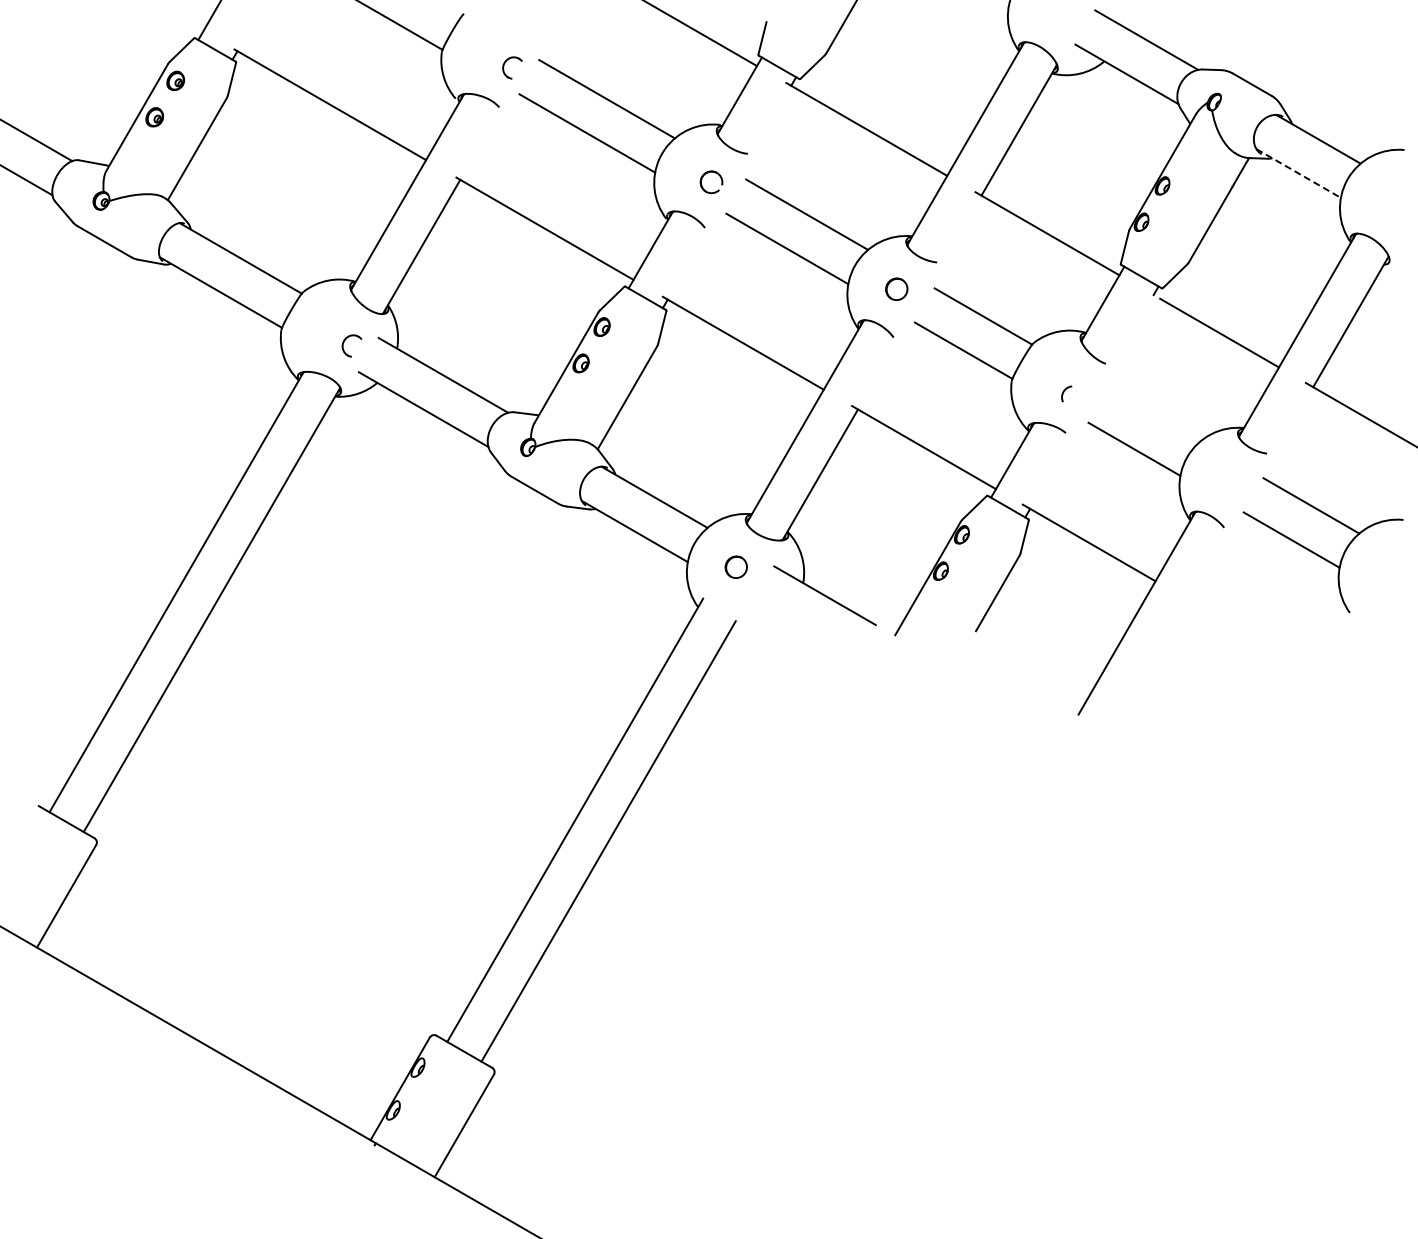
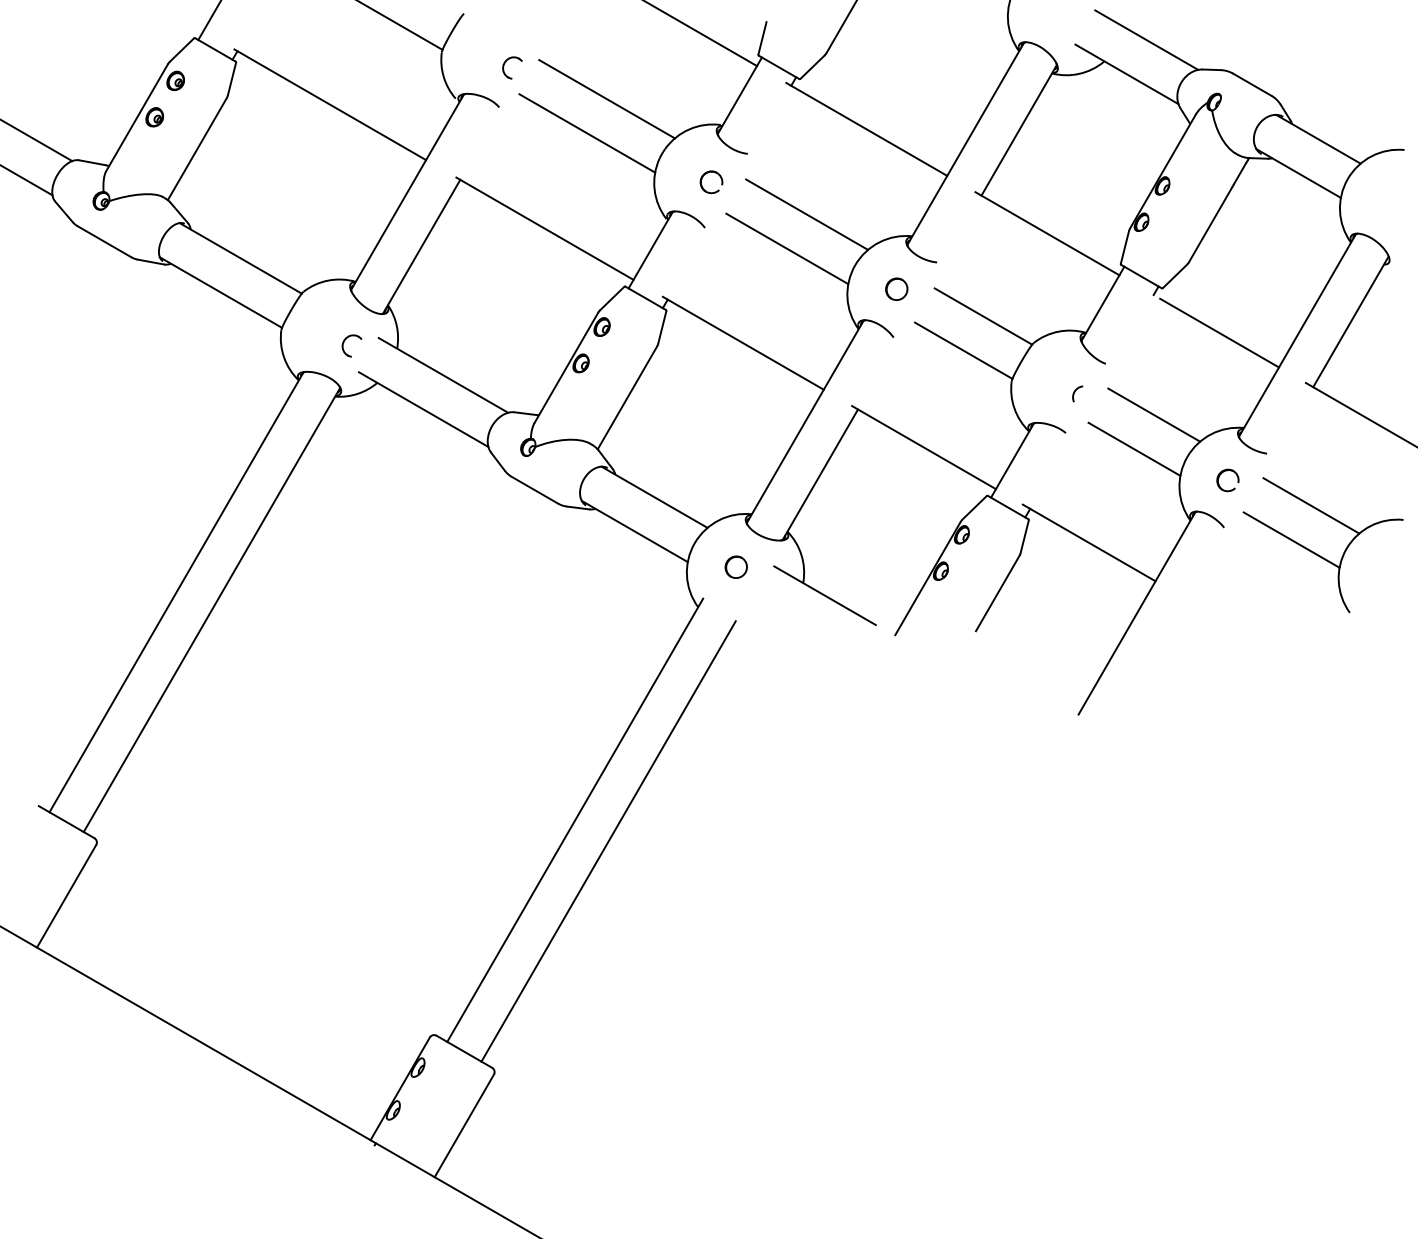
line: dashed -> solid (1298, 173)
curve position: (1064, 392) -> (1075, 392) (1075, 392)
line: none -> present (1154, 414)
part: none -> present (1219, 478)
